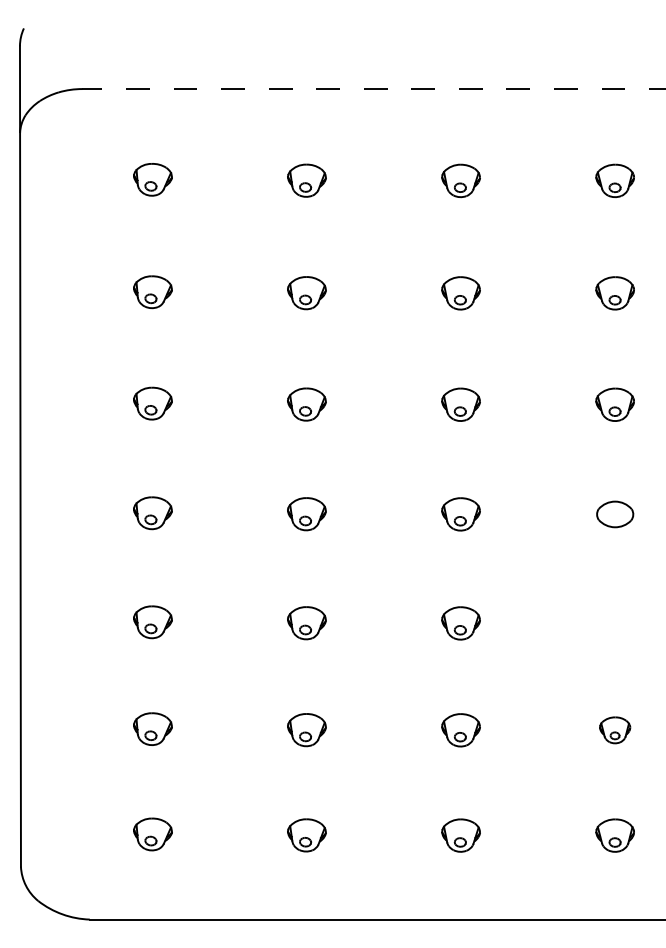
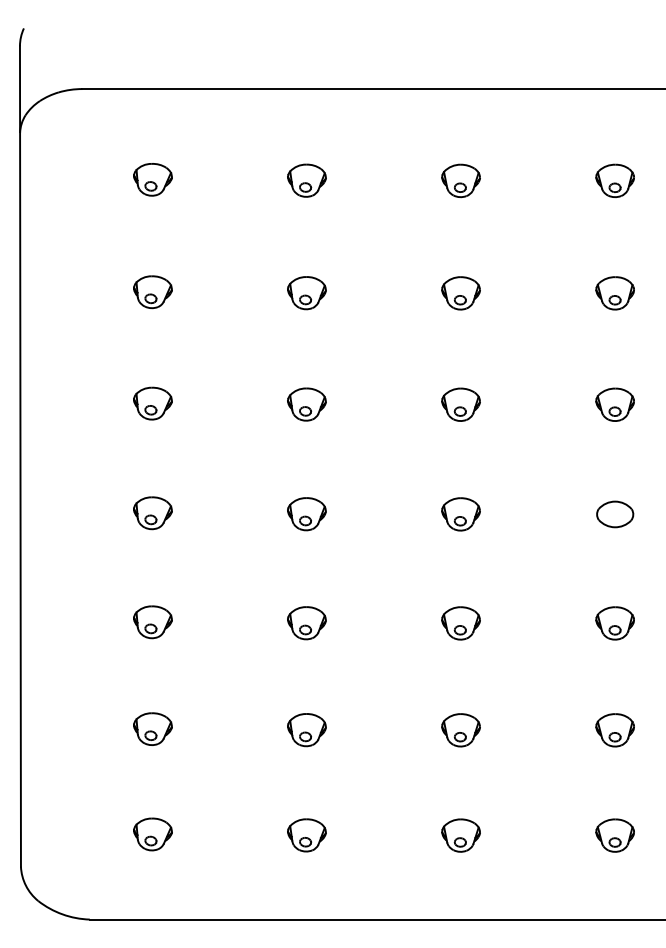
line: dashed -> solid (373, 89)
part: none -> present (614, 623)
part size: 33x29 px -> 40x35 px (614, 730)
